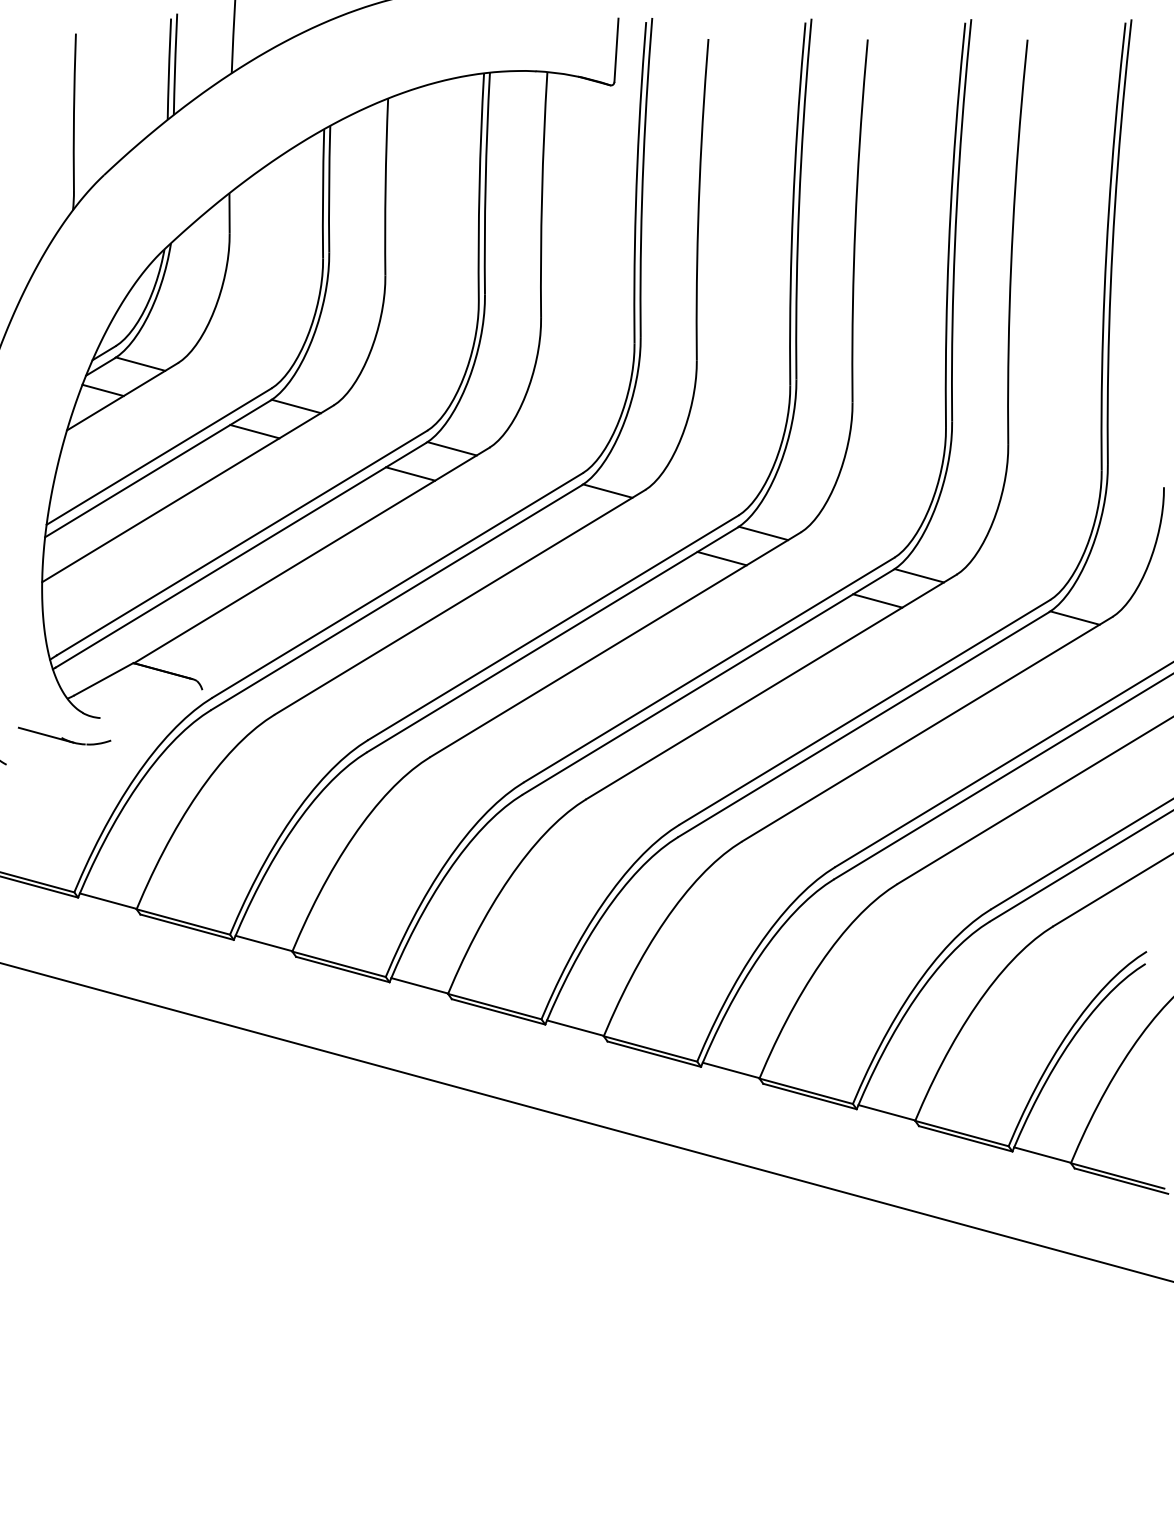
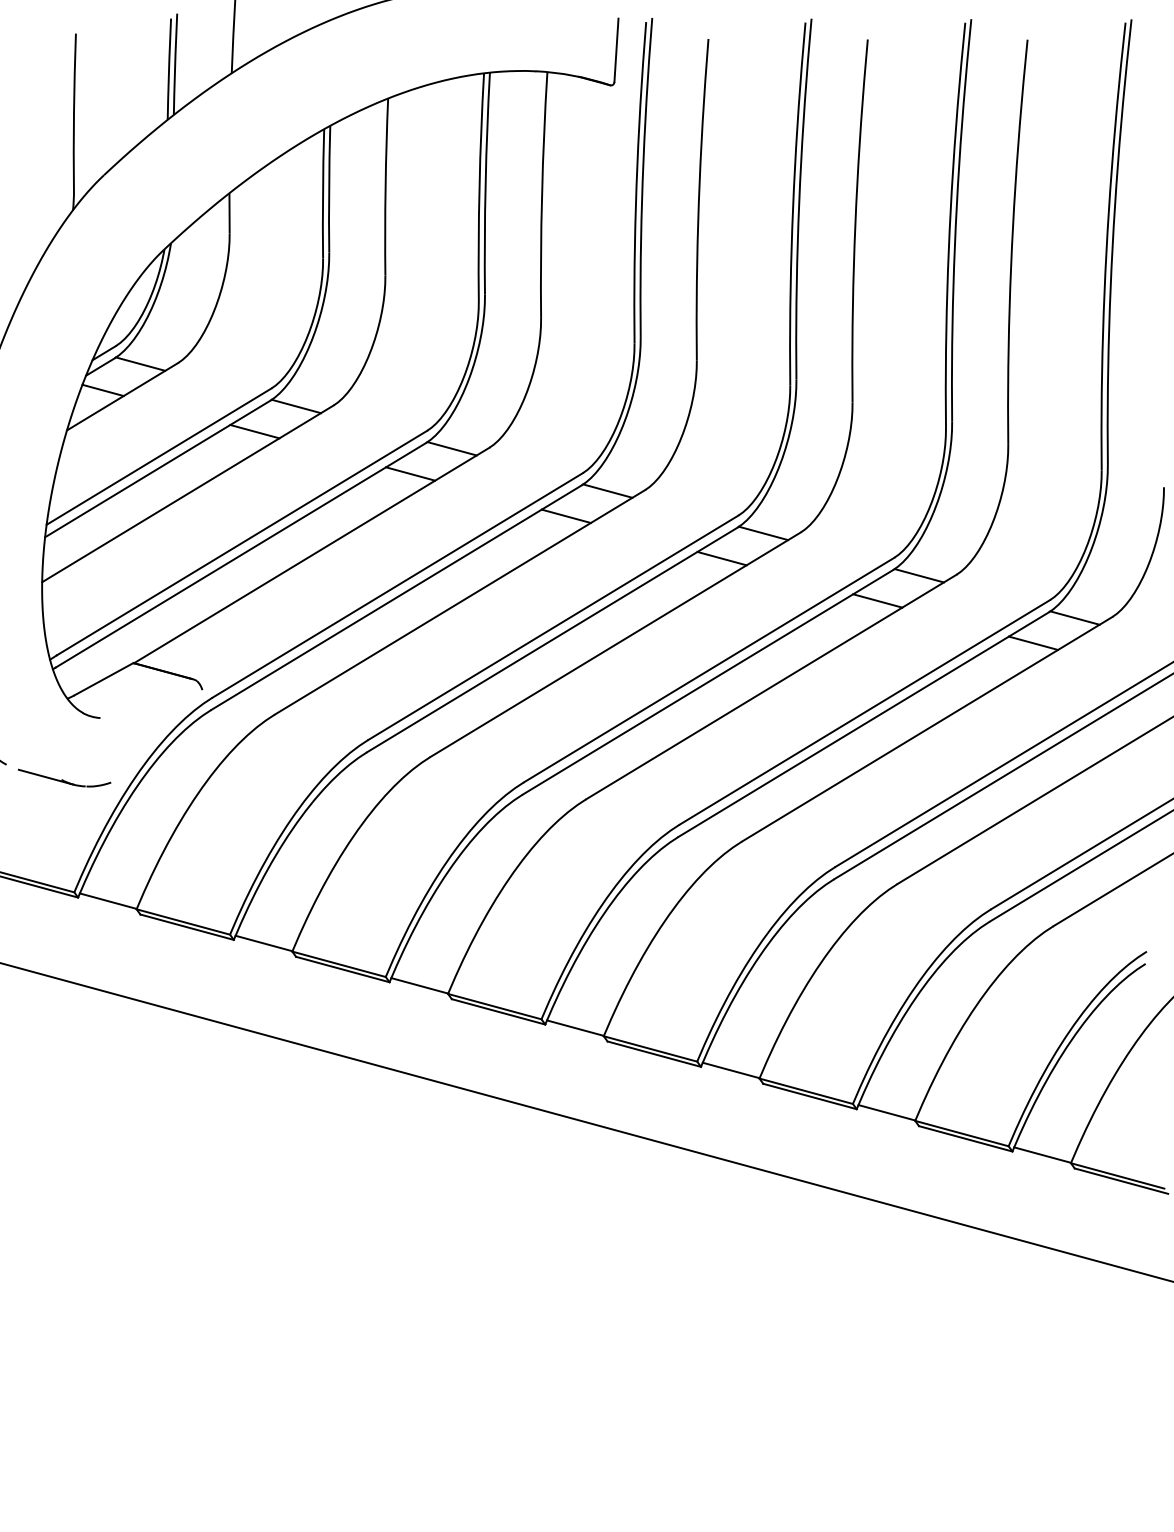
line: none -> present (565, 516)
line: none -> present (1033, 642)
part position: (64, 735) -> (64, 777) (64, 777)
